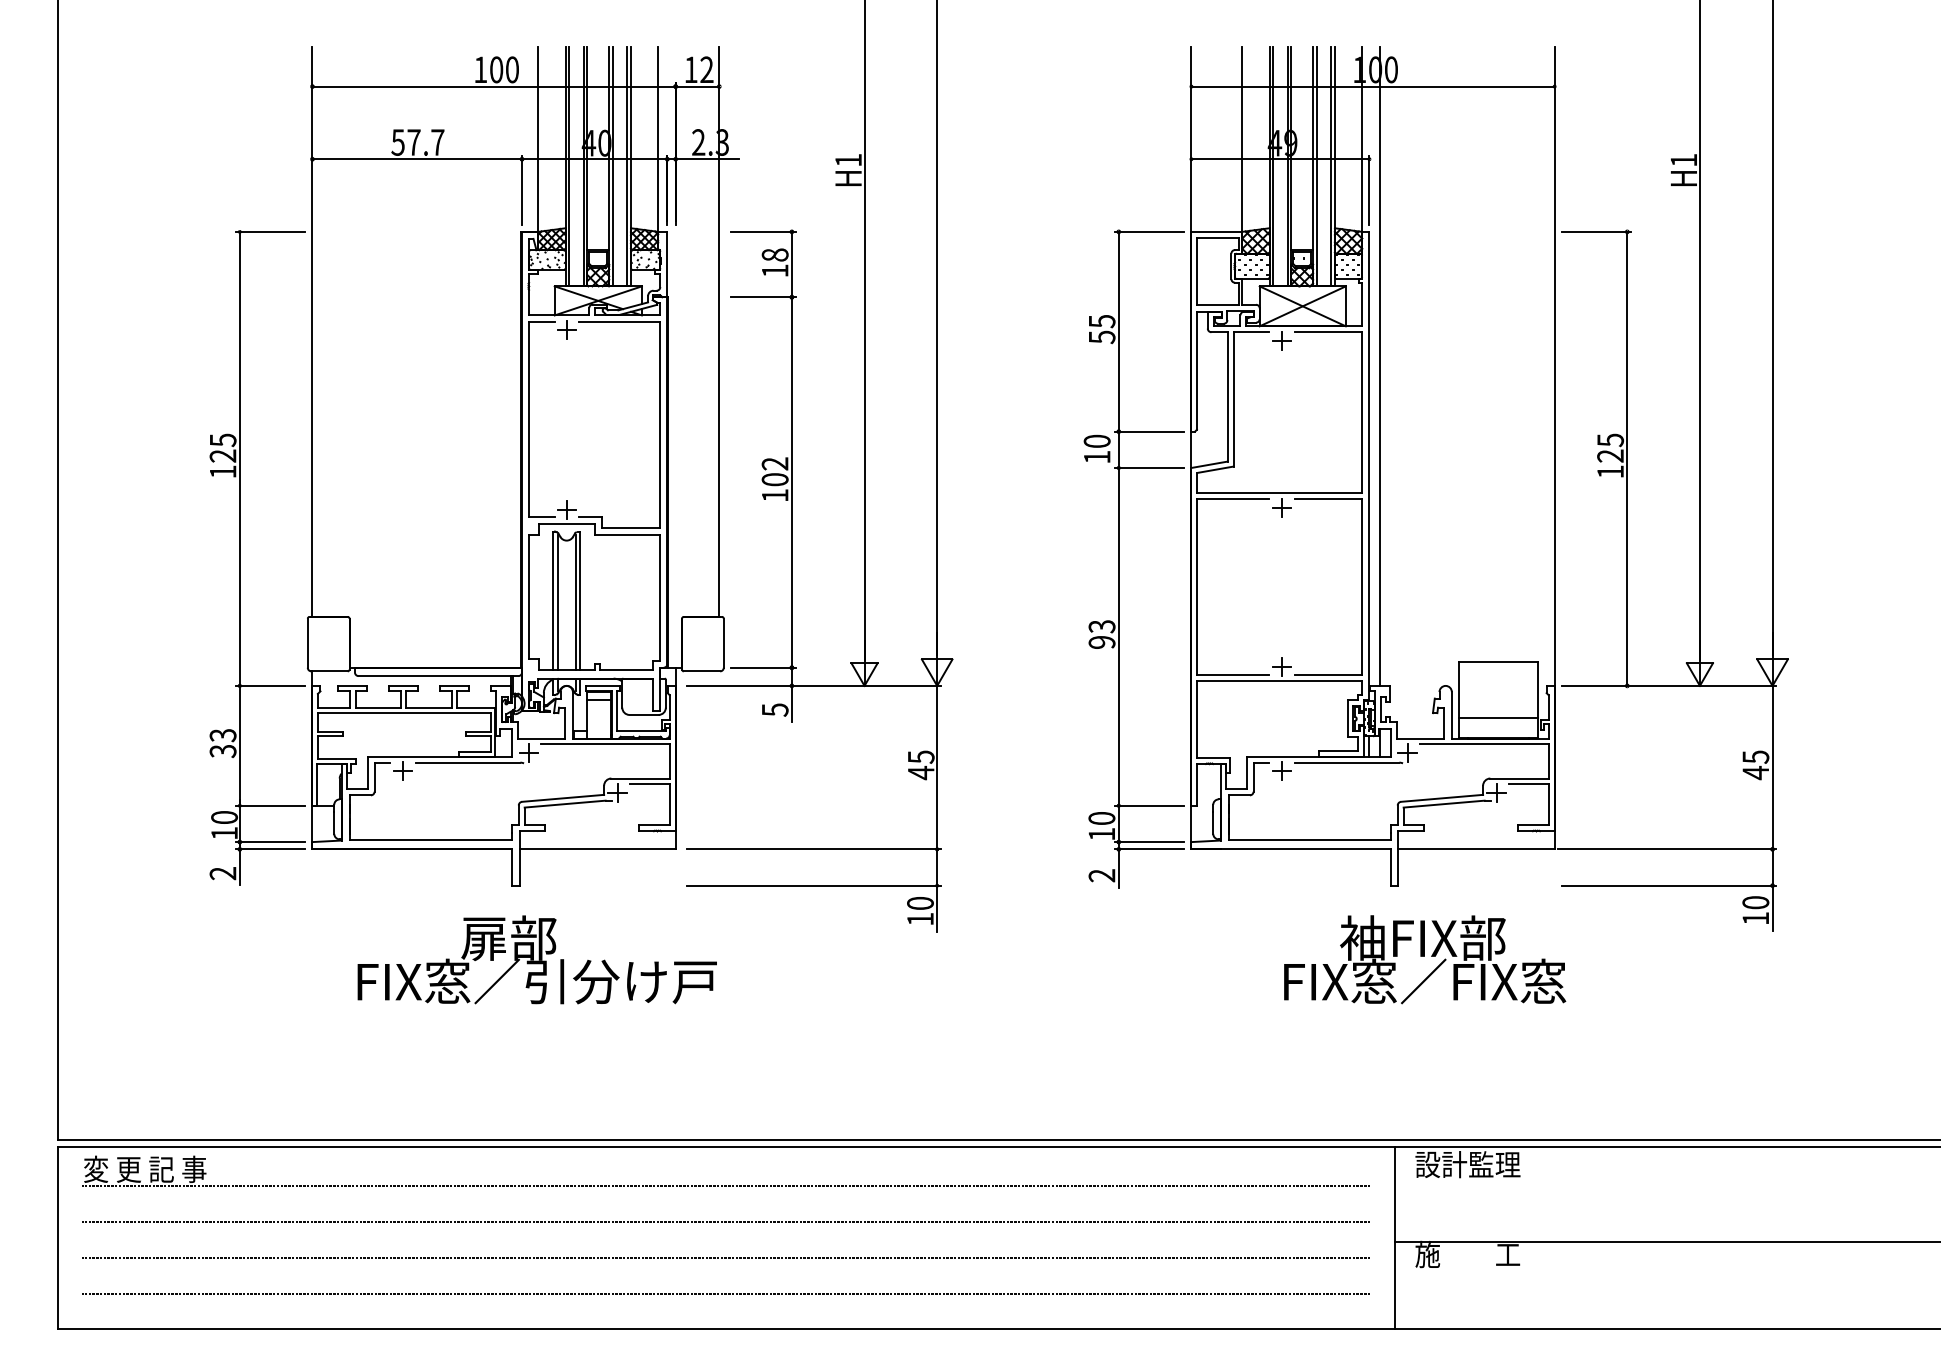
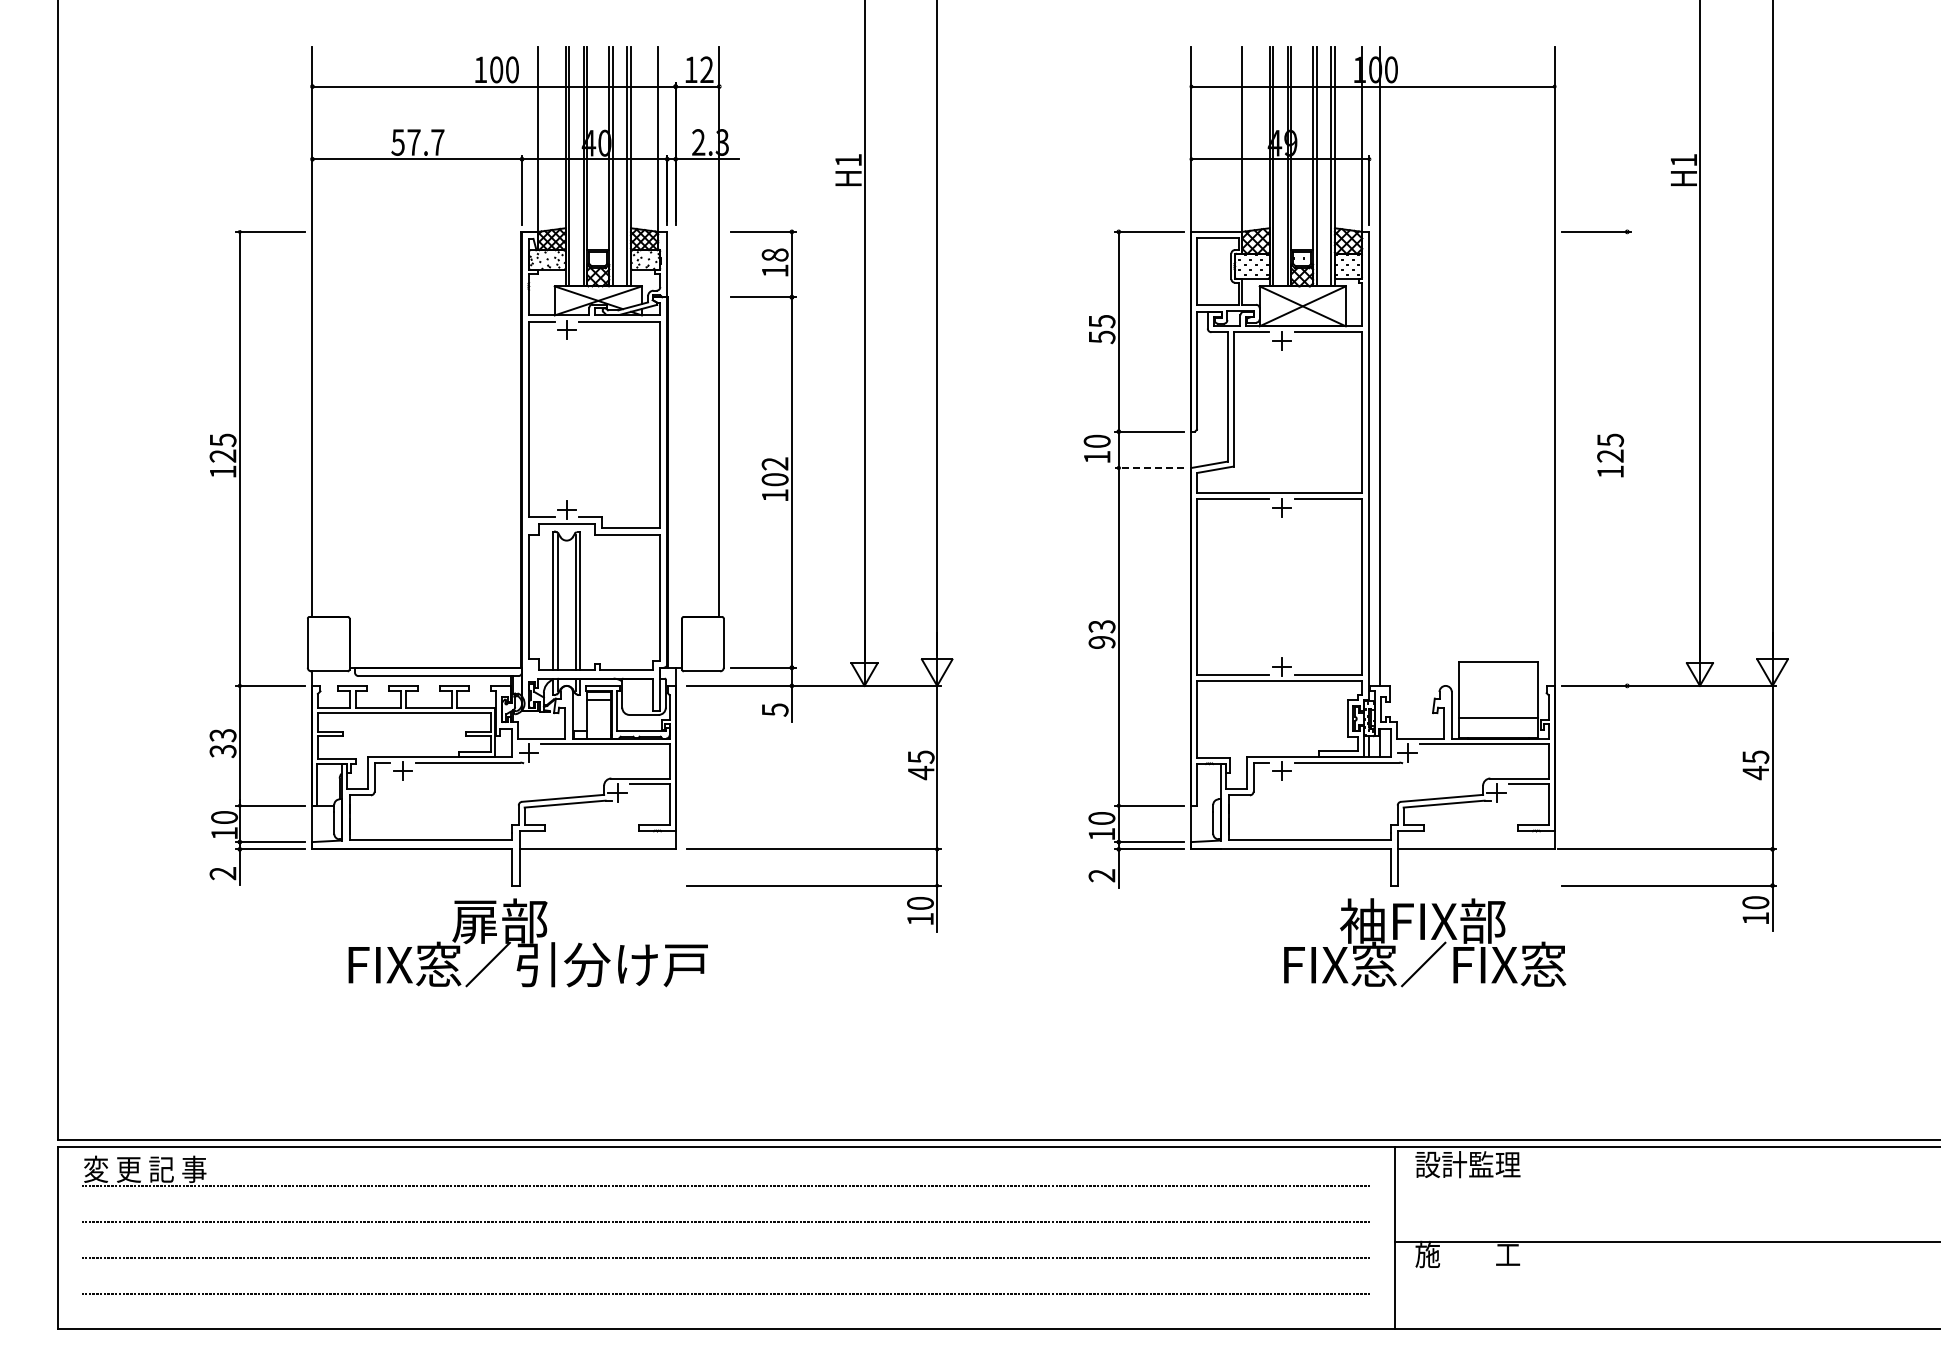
line: present -> none (1627, 458)
line: solid -> dashed (1149, 467)
text position: (536, 959) -> (527, 942) (527, 942)
text position: (1425, 959) -> (1425, 942) (1425, 942)
